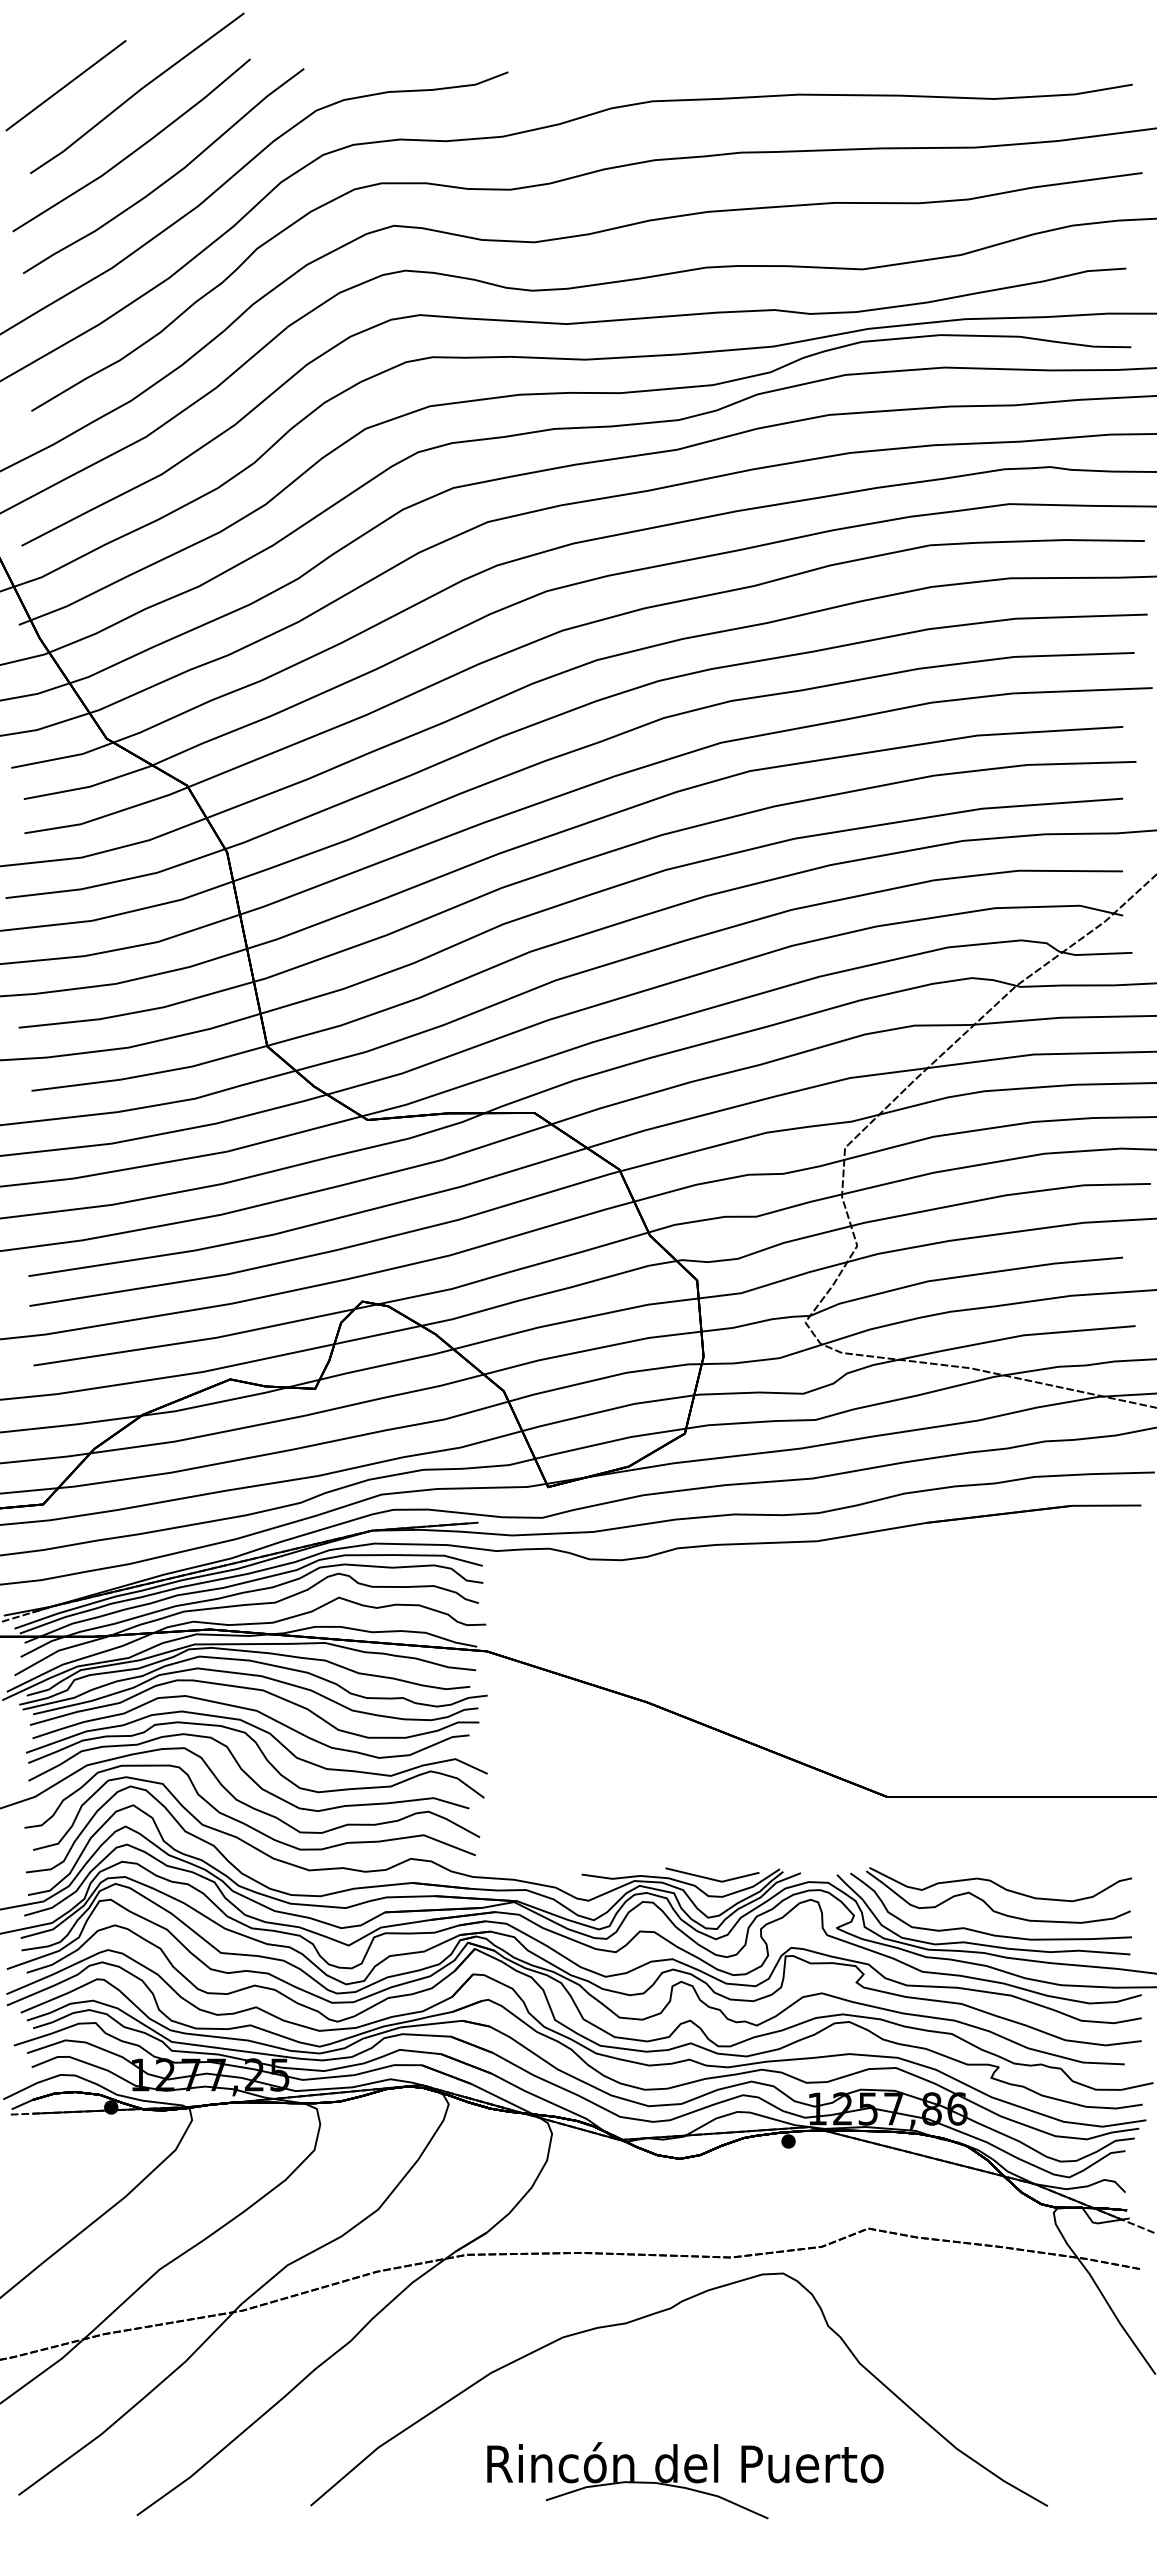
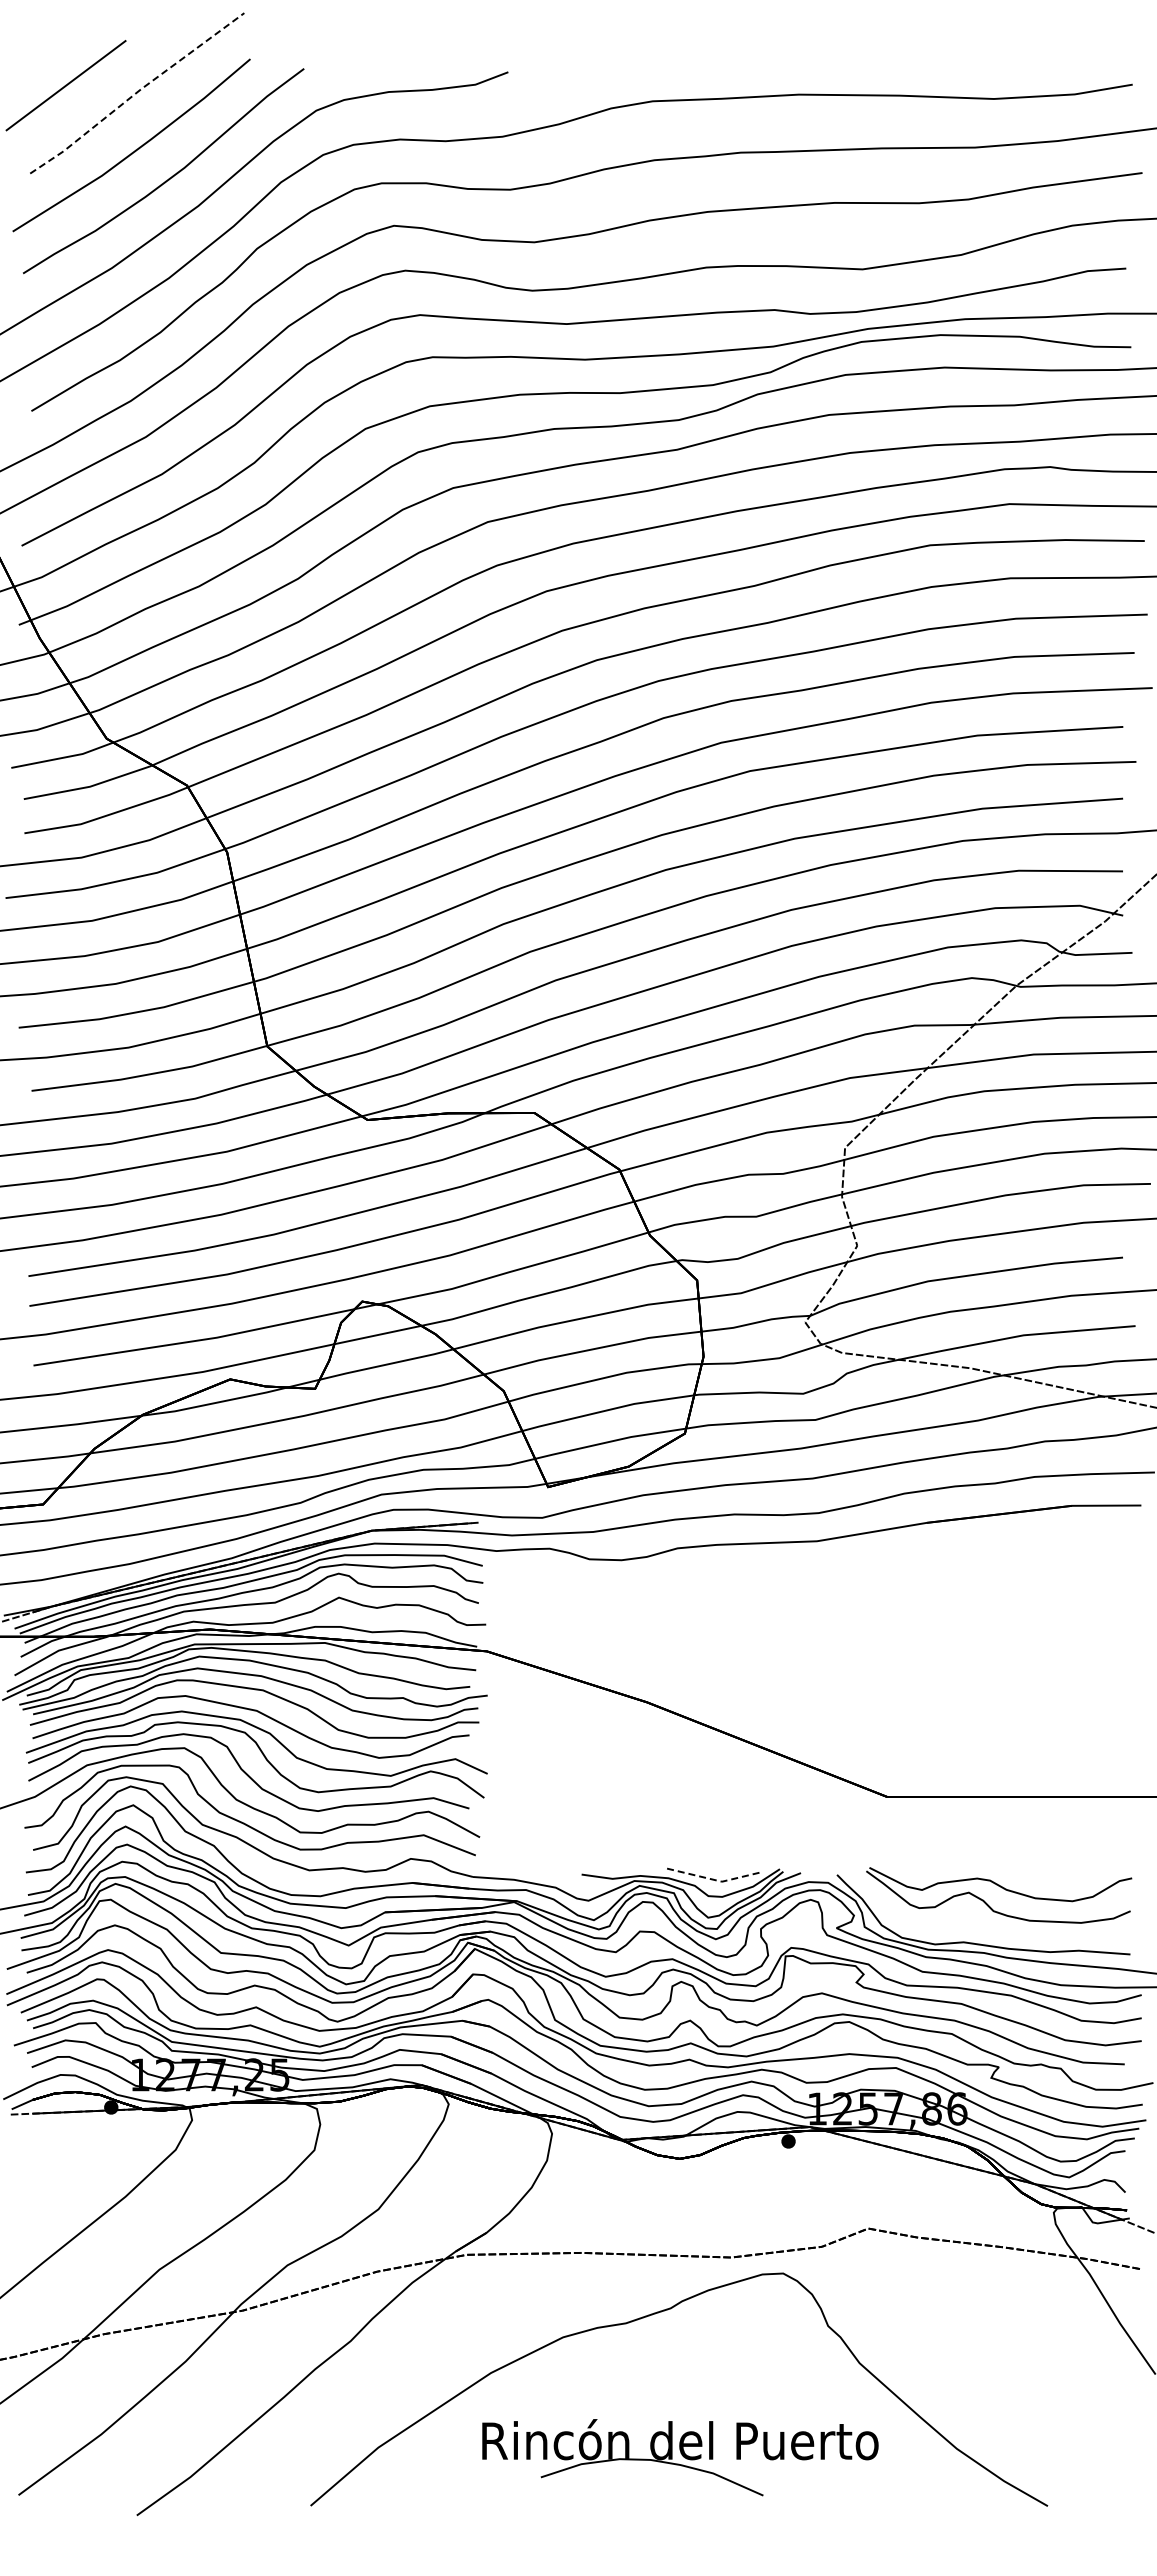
line: solid -> dashed (137, 92)
line: solid -> dashed (712, 1879)
curve: present -> none (982, 1931)
part position: (685, 2480) -> (680, 2457) (680, 2457)
